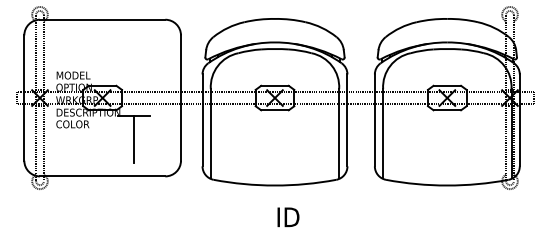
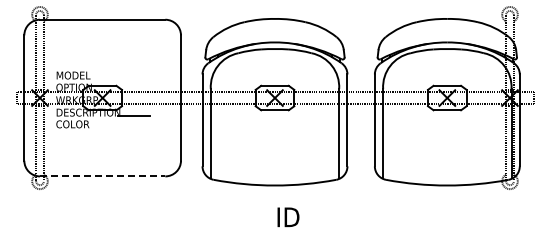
line: present -> none (133, 138)
line: solid -> dashed (102, 176)
